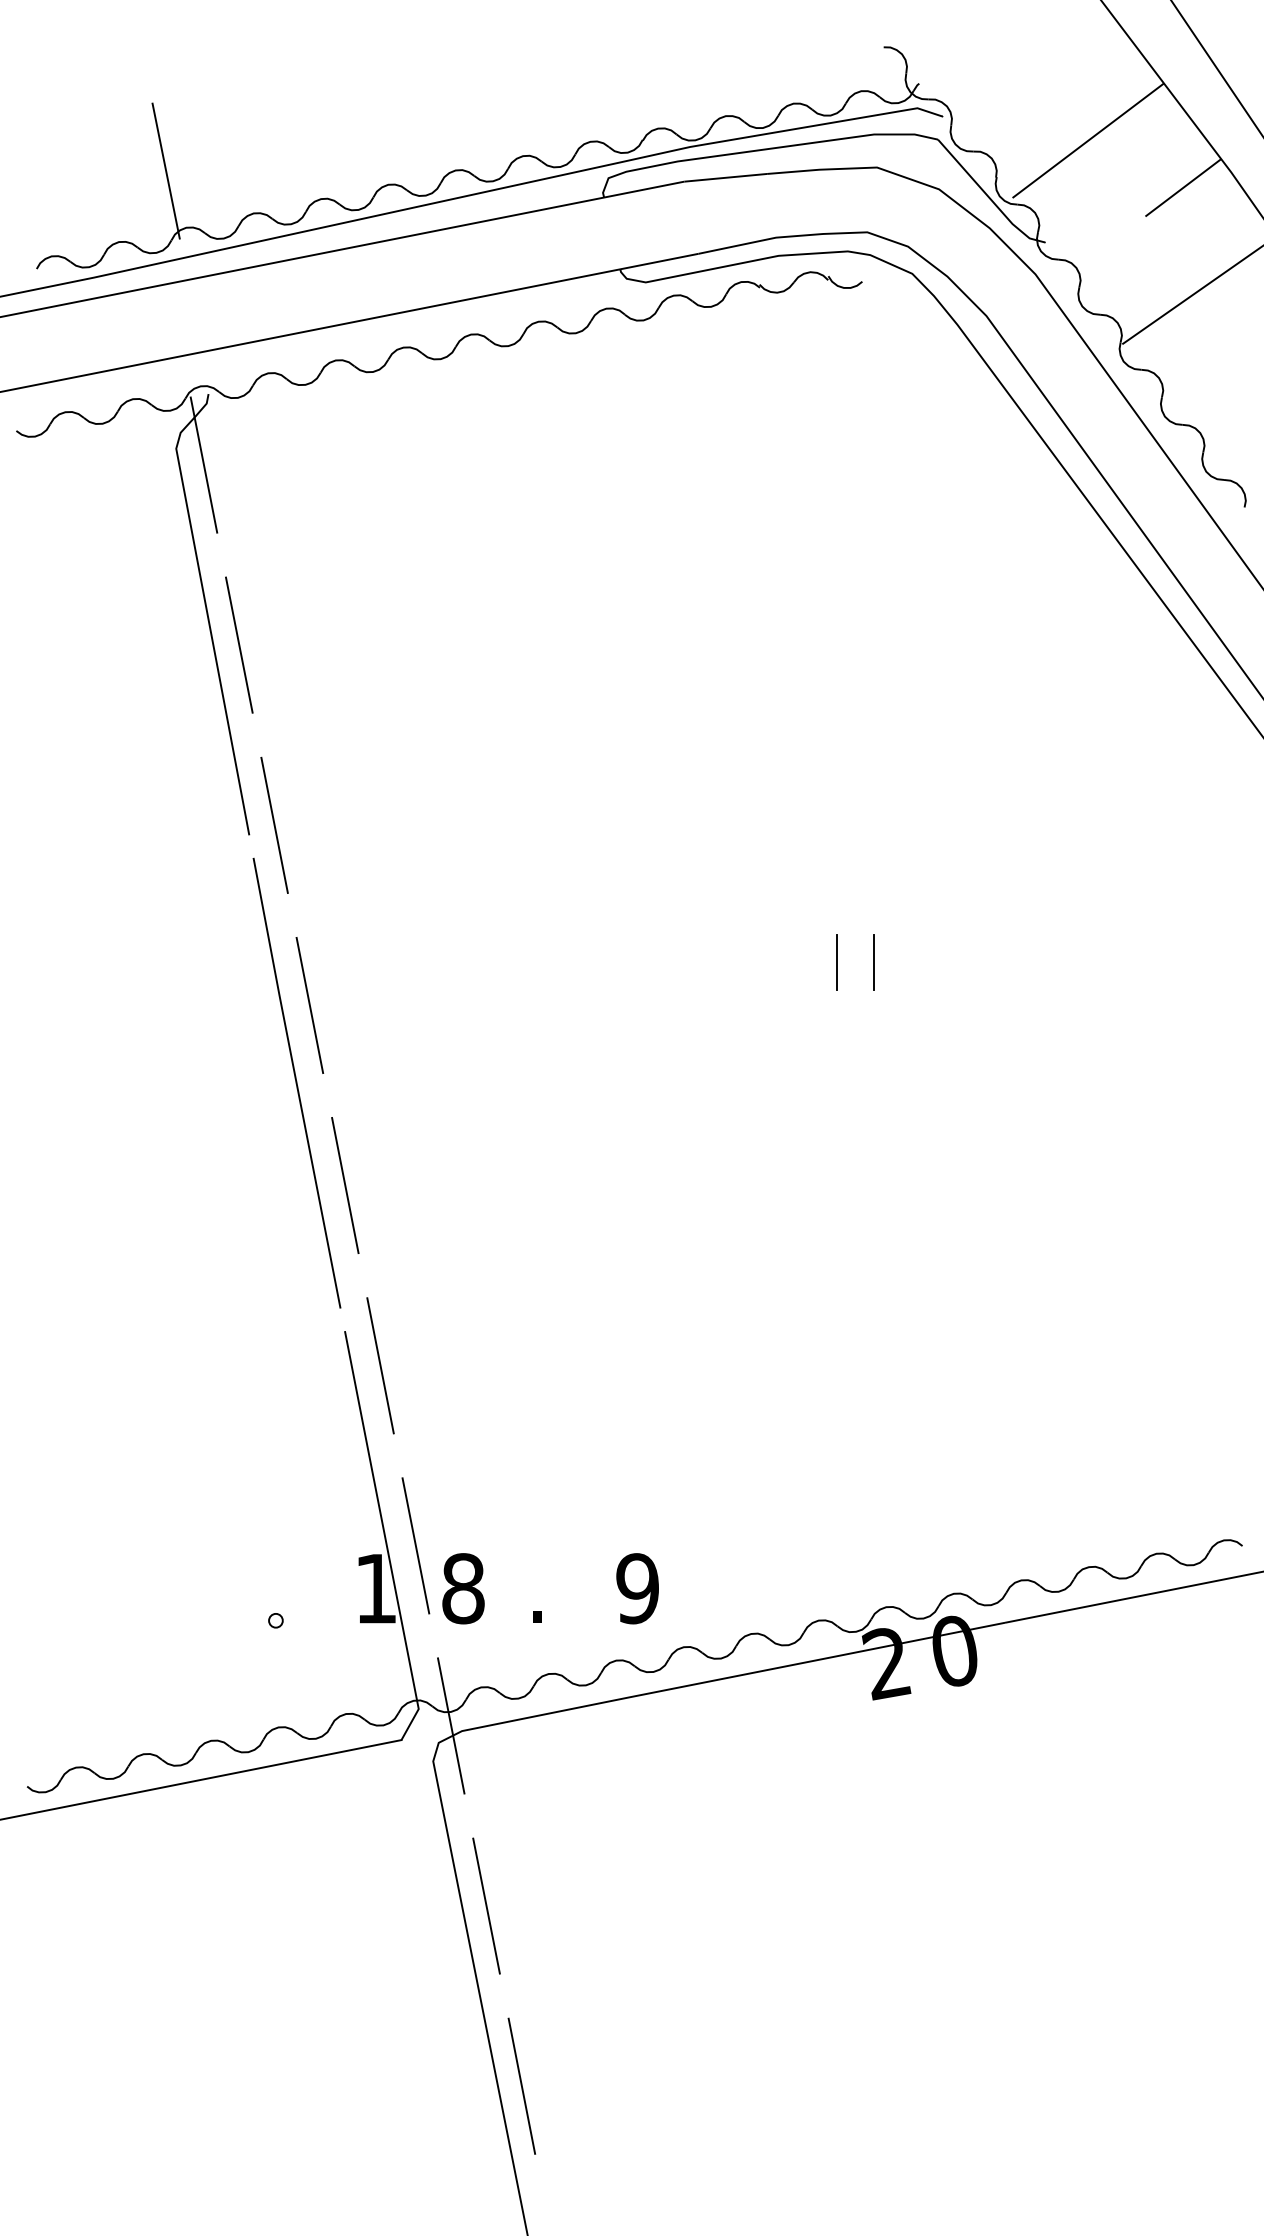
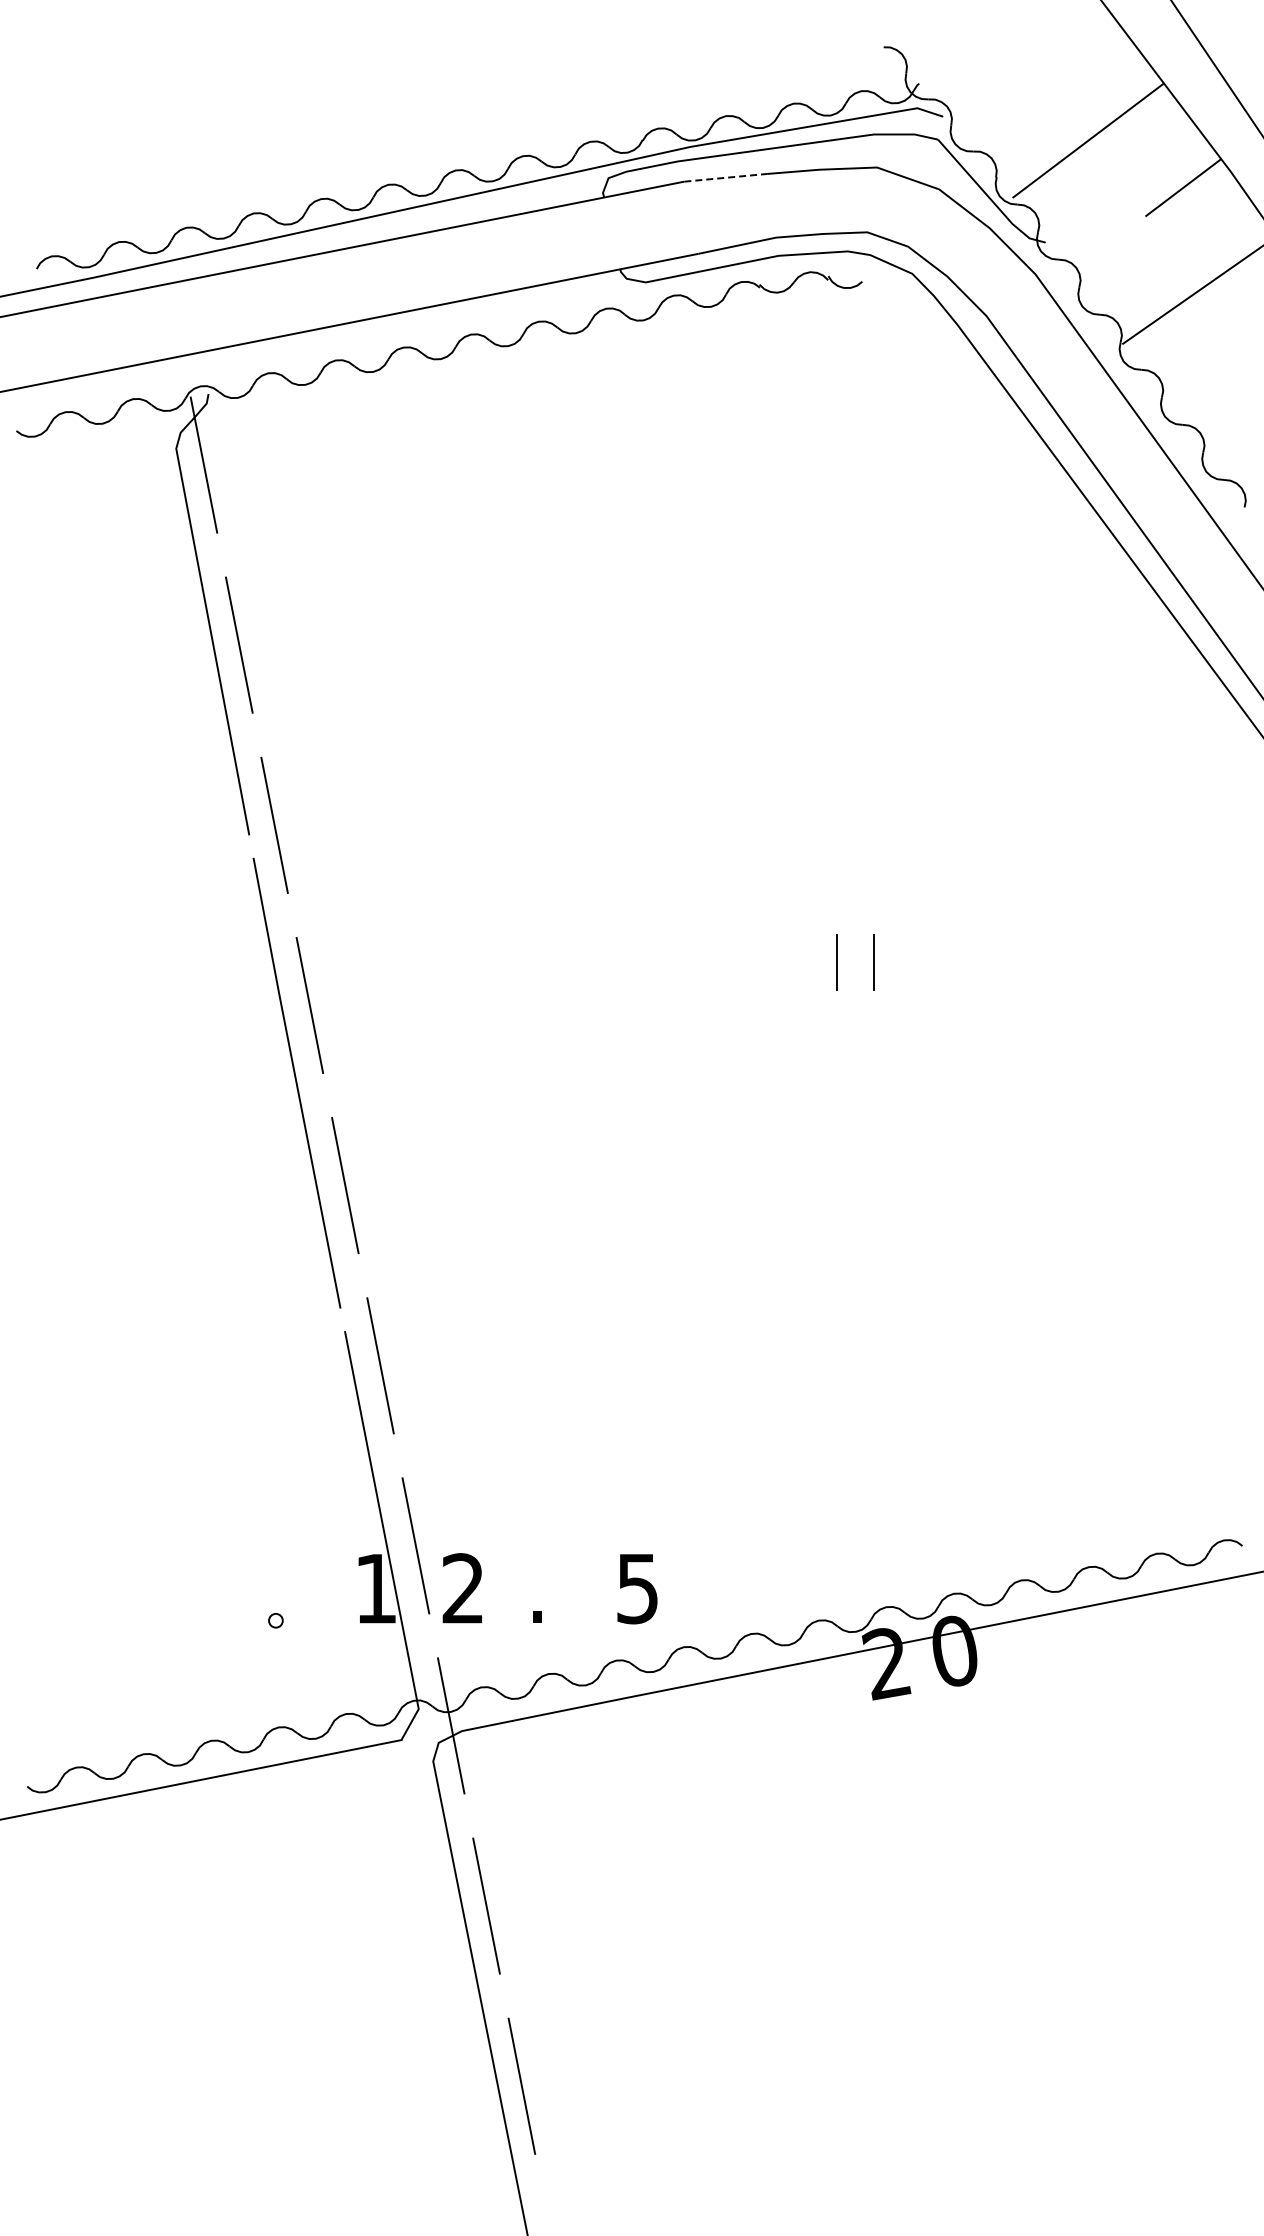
line: present -> none (165, 170)
line: solid -> dashed (725, 177)
text: 8 -> 2 (463, 1588)
text: 9 -> 5 (637, 1588)
